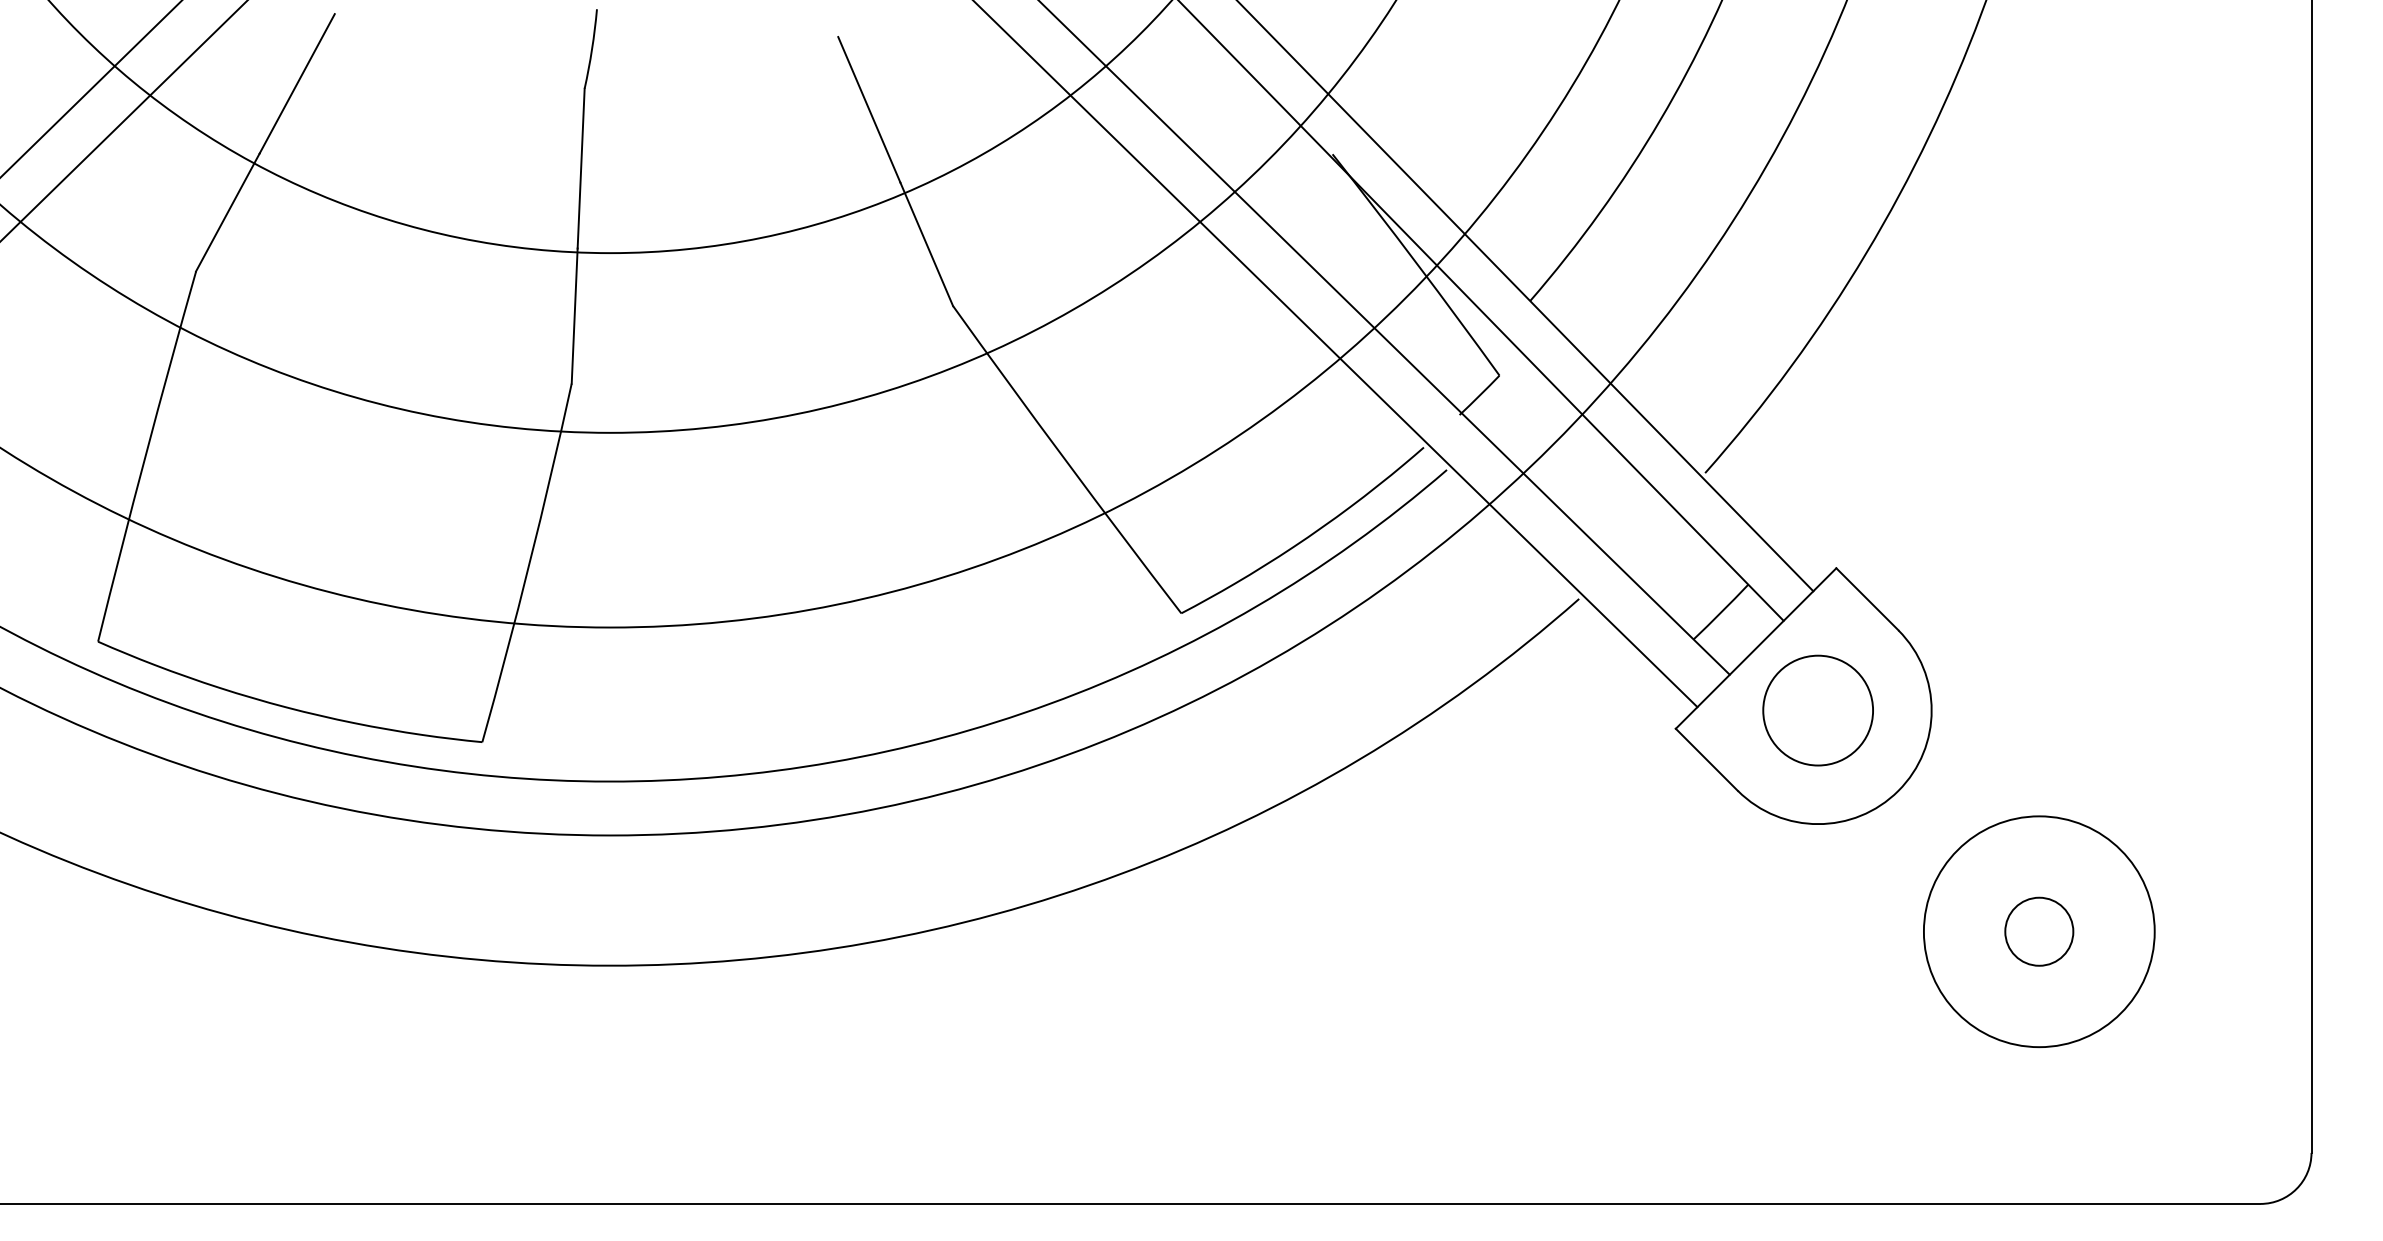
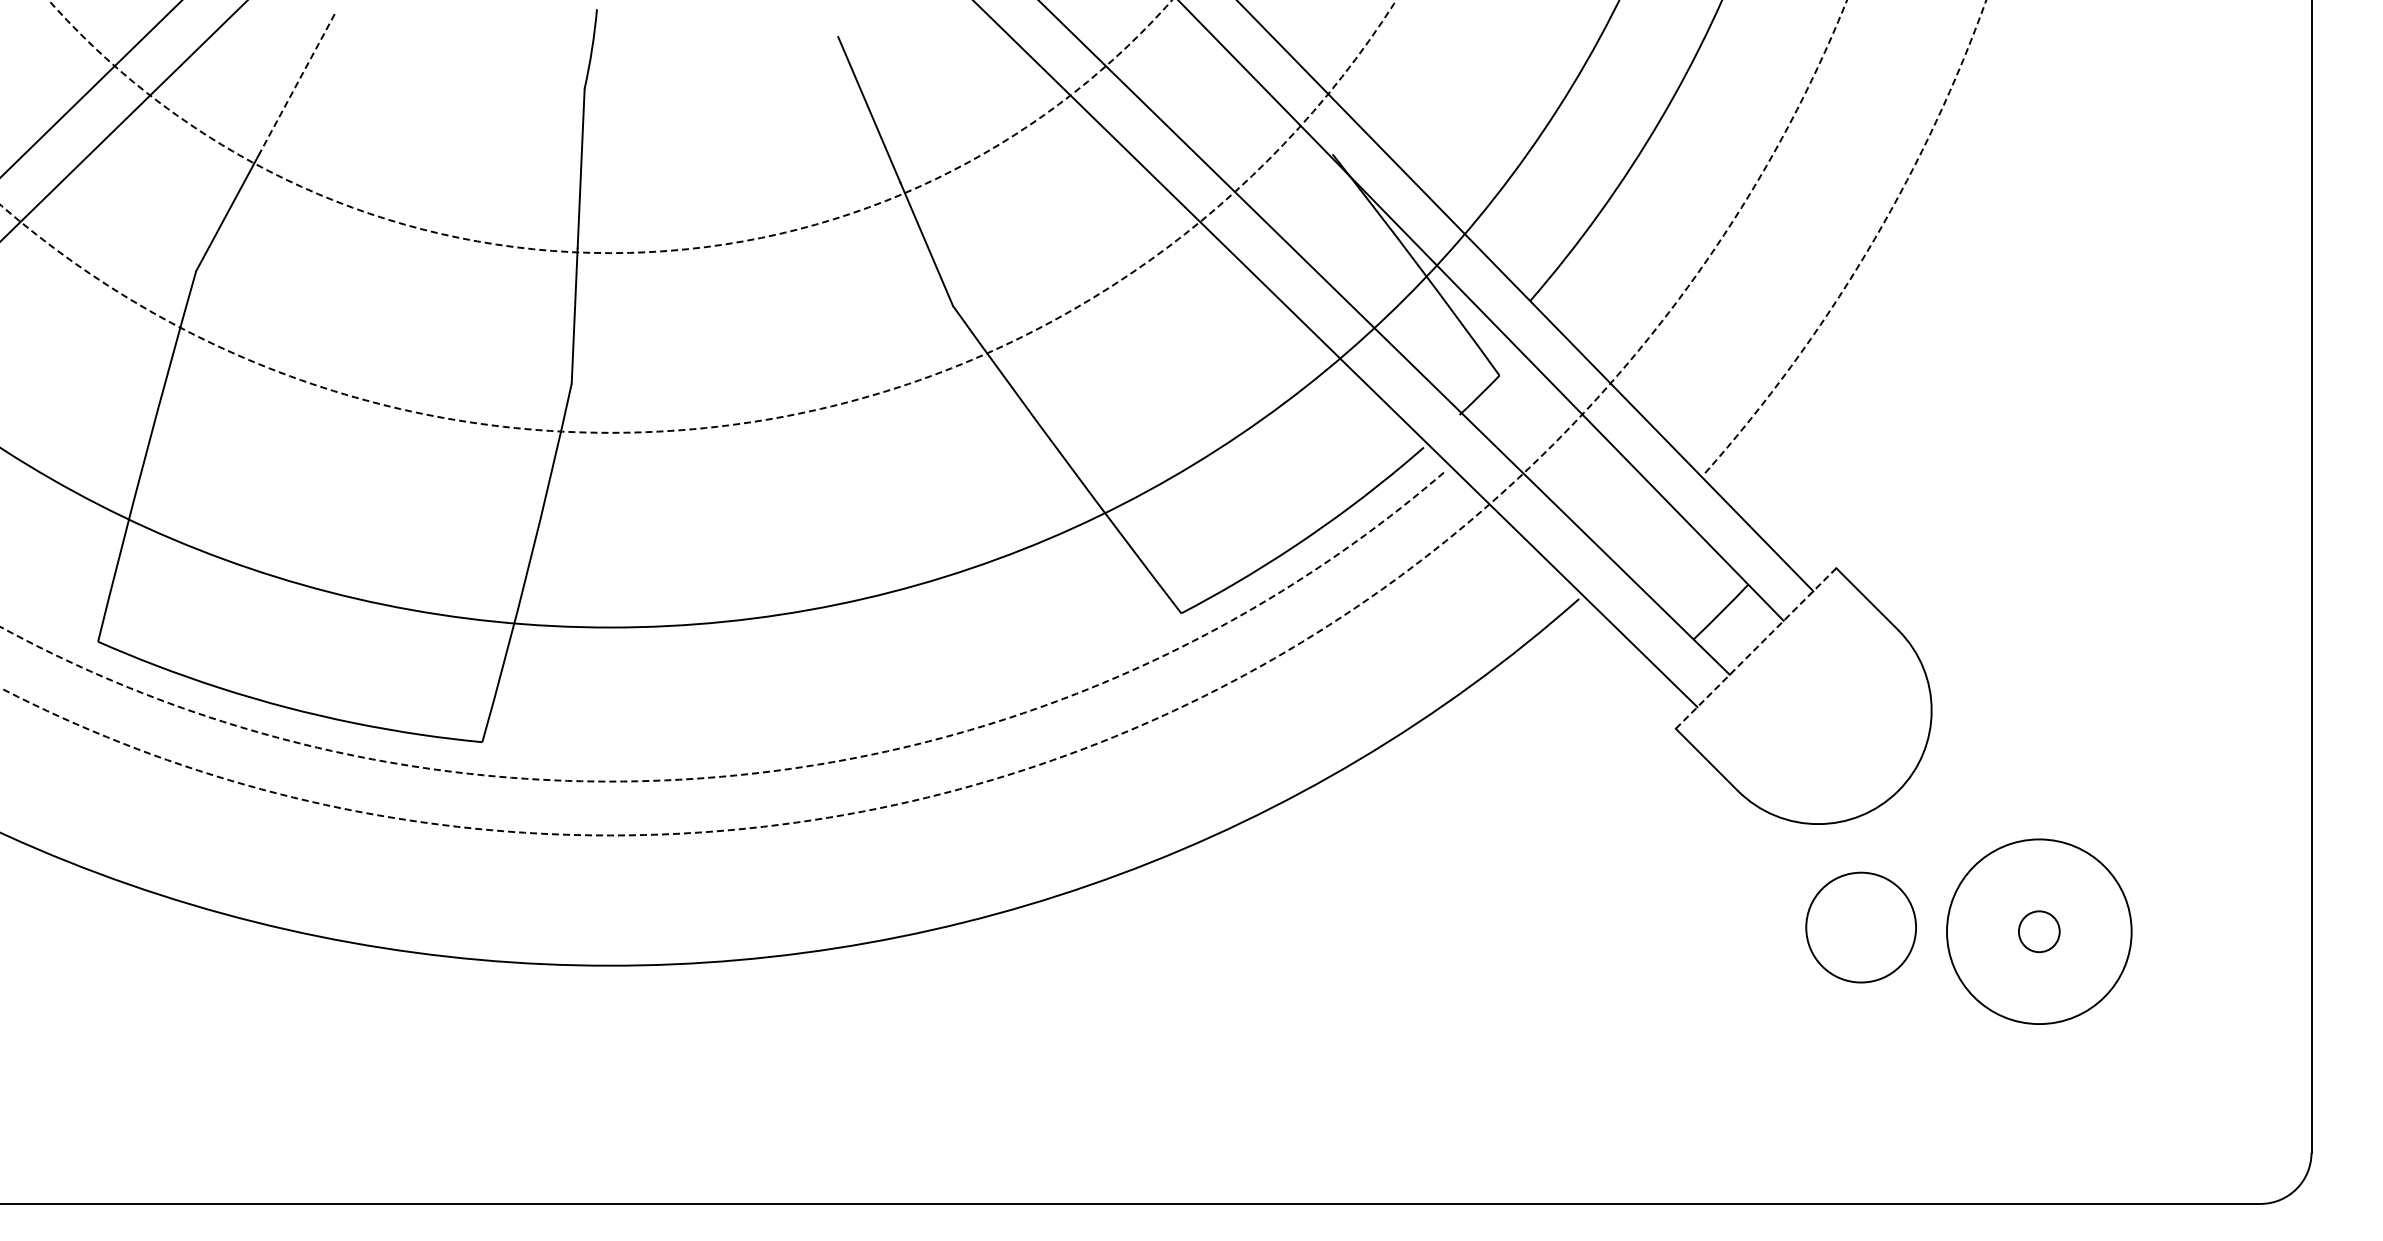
line: solid -> dashed (297, 84)
circle: solid -> dashed (610, 126)
circle: solid -> dashed (698, 216)
arc: solid -> dashed (1868, 250)
circle: solid -> dashed (923, 417)
line: solid -> dashed (1756, 648)
circle position: (1817, 710) -> (1860, 927) (1860, 927)
arc: solid -> dashed (748, 773)
circle diameter: 231 px -> 185 px (2039, 931)
circle diameter: 68 px -> 41 px (2038, 931)
